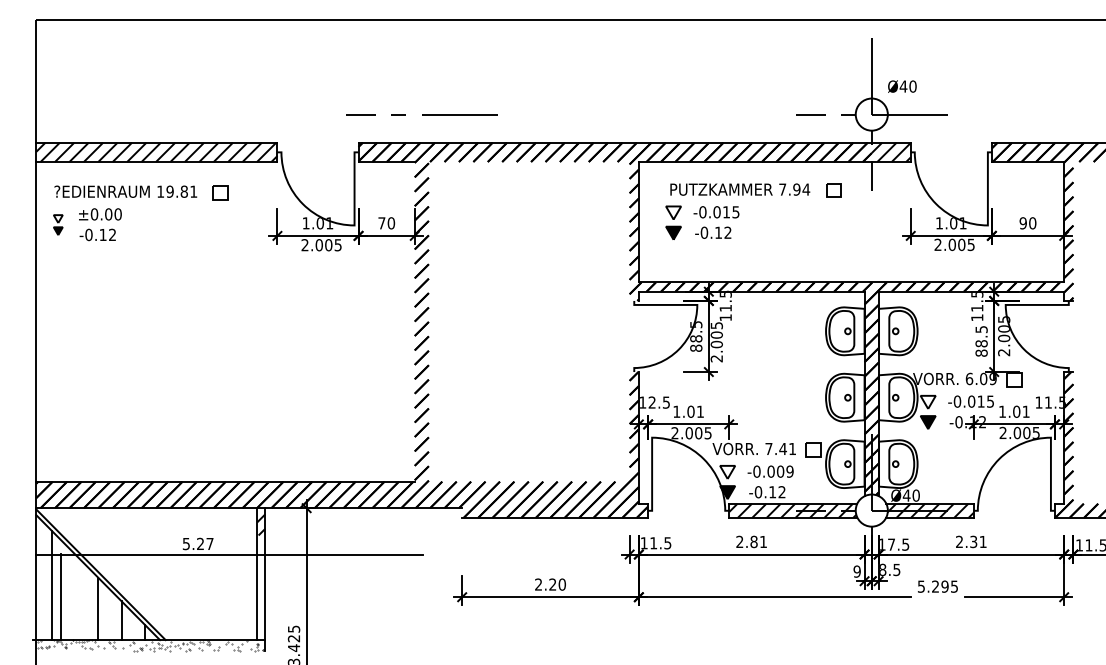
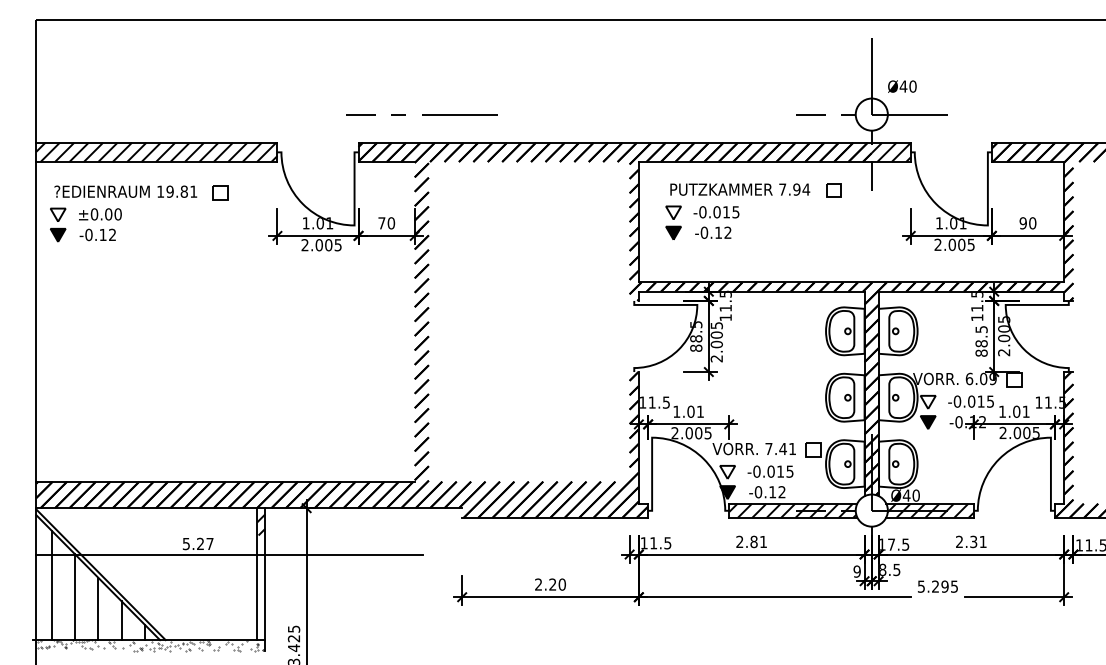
part size: 11x22 px -> 17x36 px (58, 224)
text: 12.5 -> 11.5 (651, 402)
text: -0.009 -> -0.015 (785, 471)
line position: (60, 597) -> (74, 597) (74, 597)
